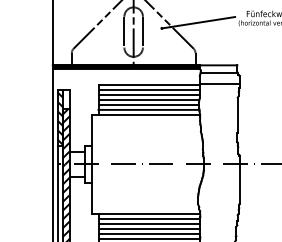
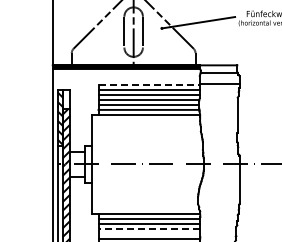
line: solid -> dashed (149, 85)
line: solid -> dashed (149, 228)
line: present -> none (149, 233)
